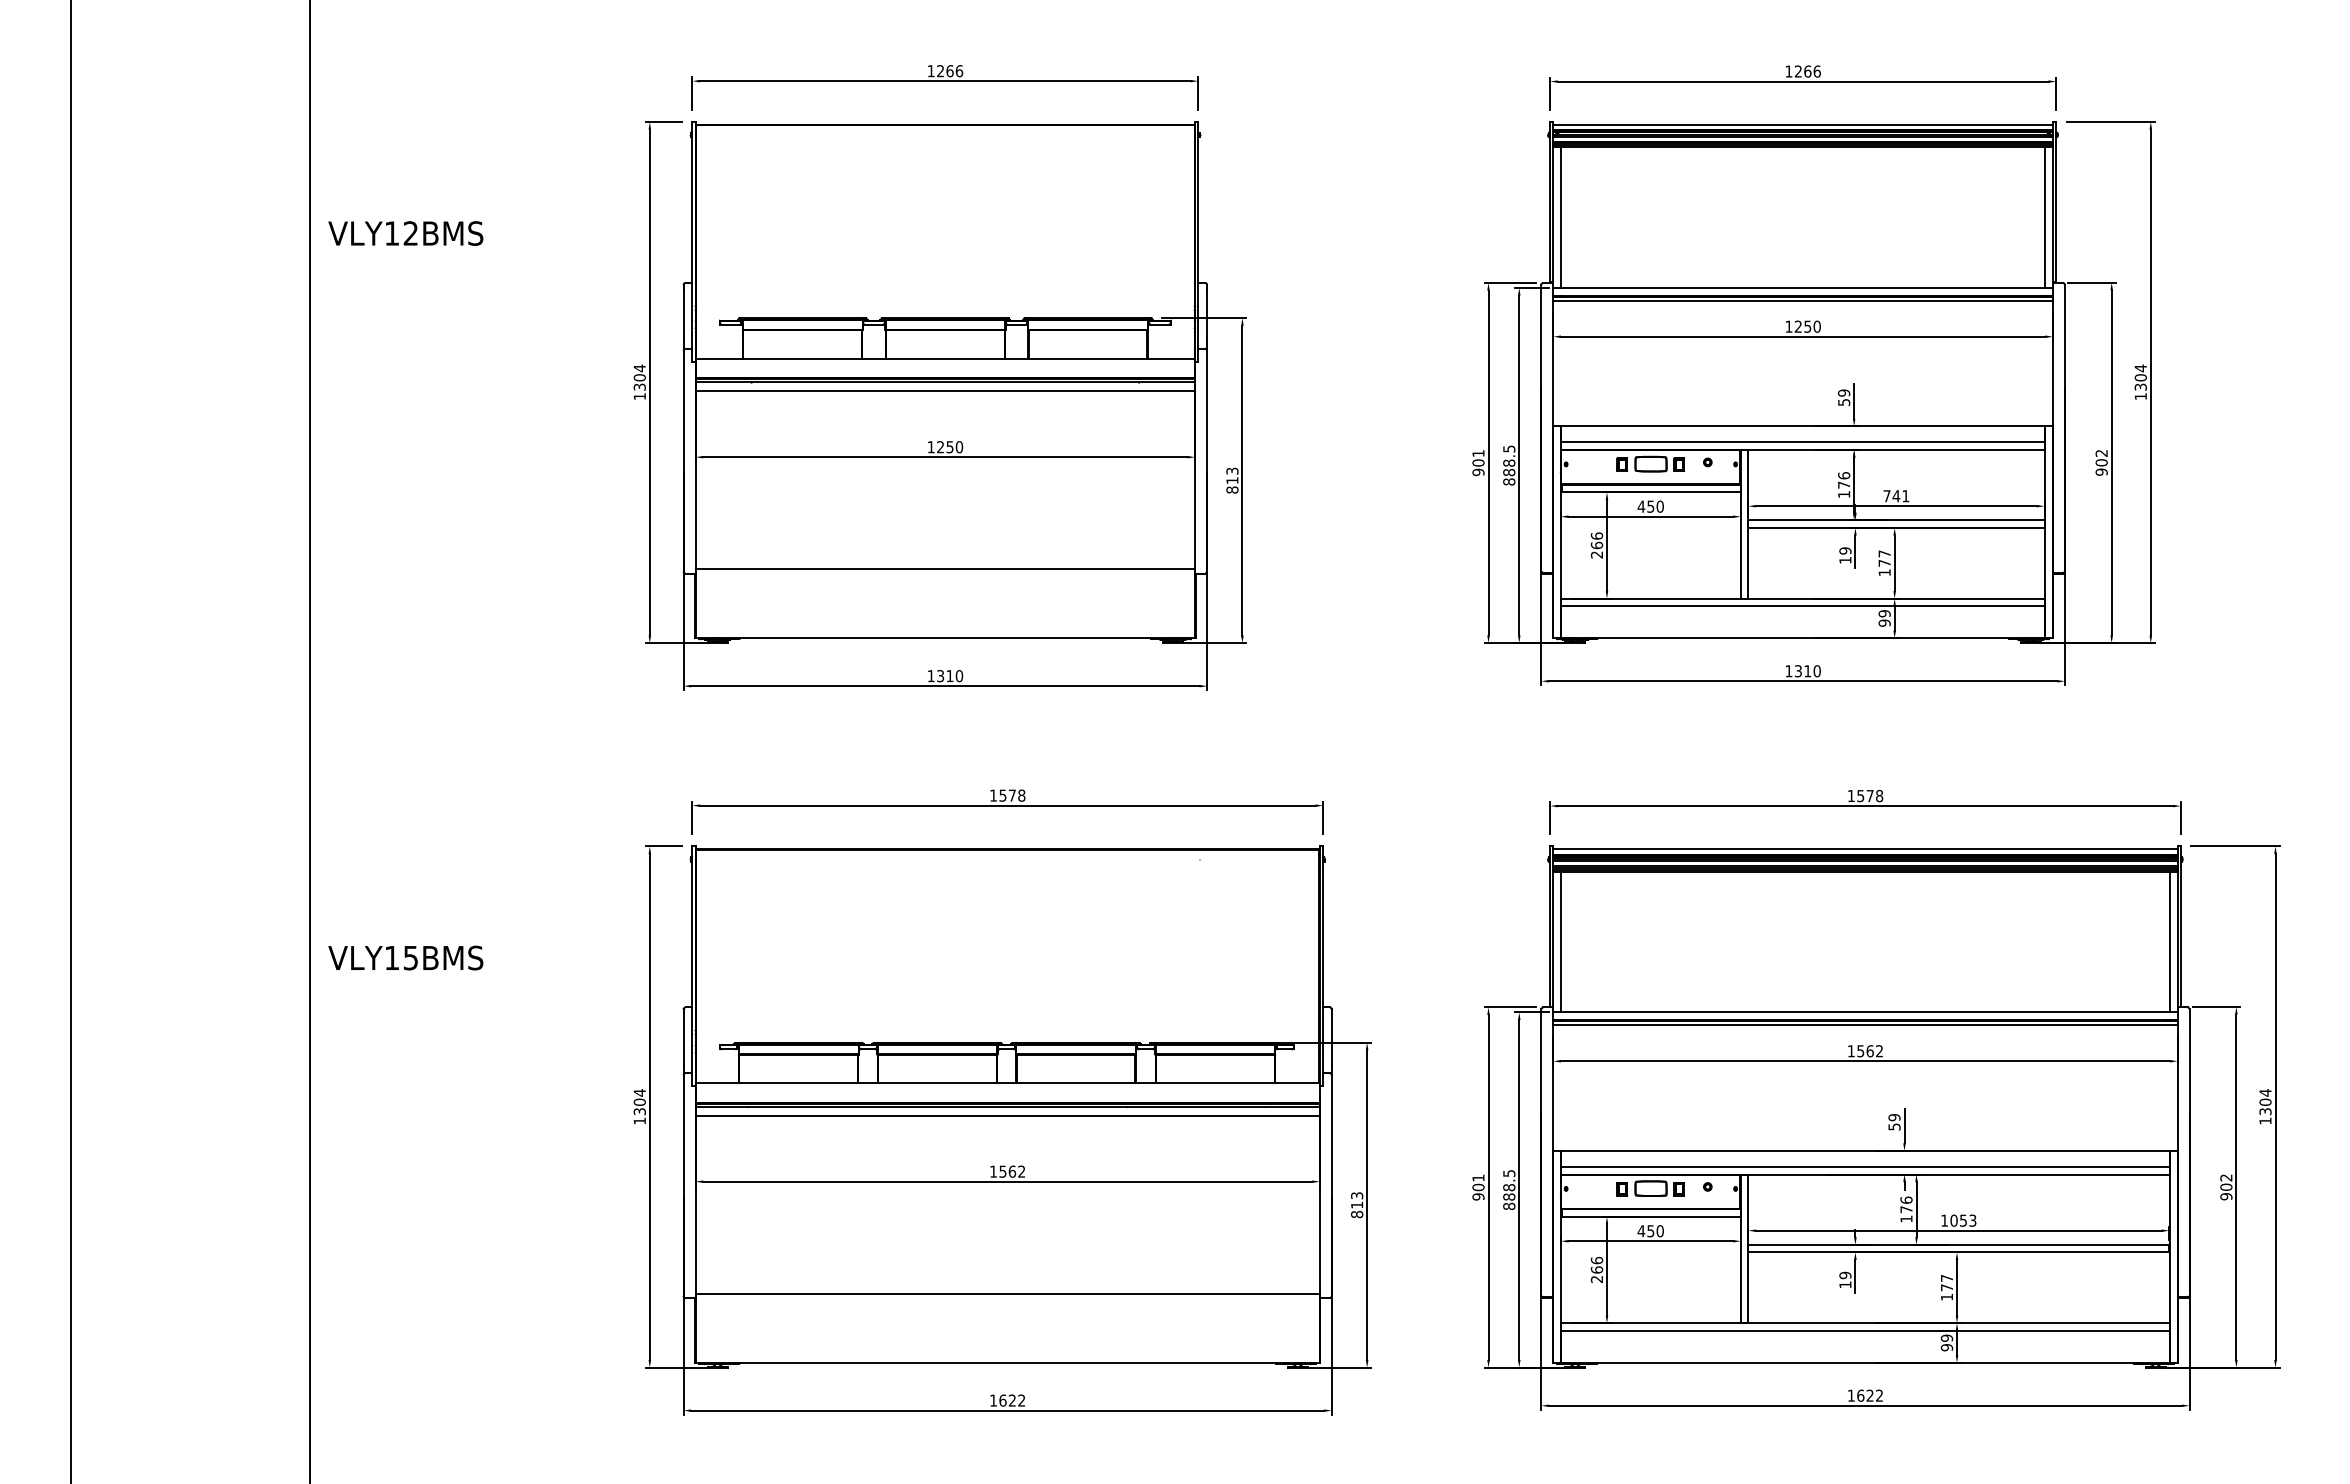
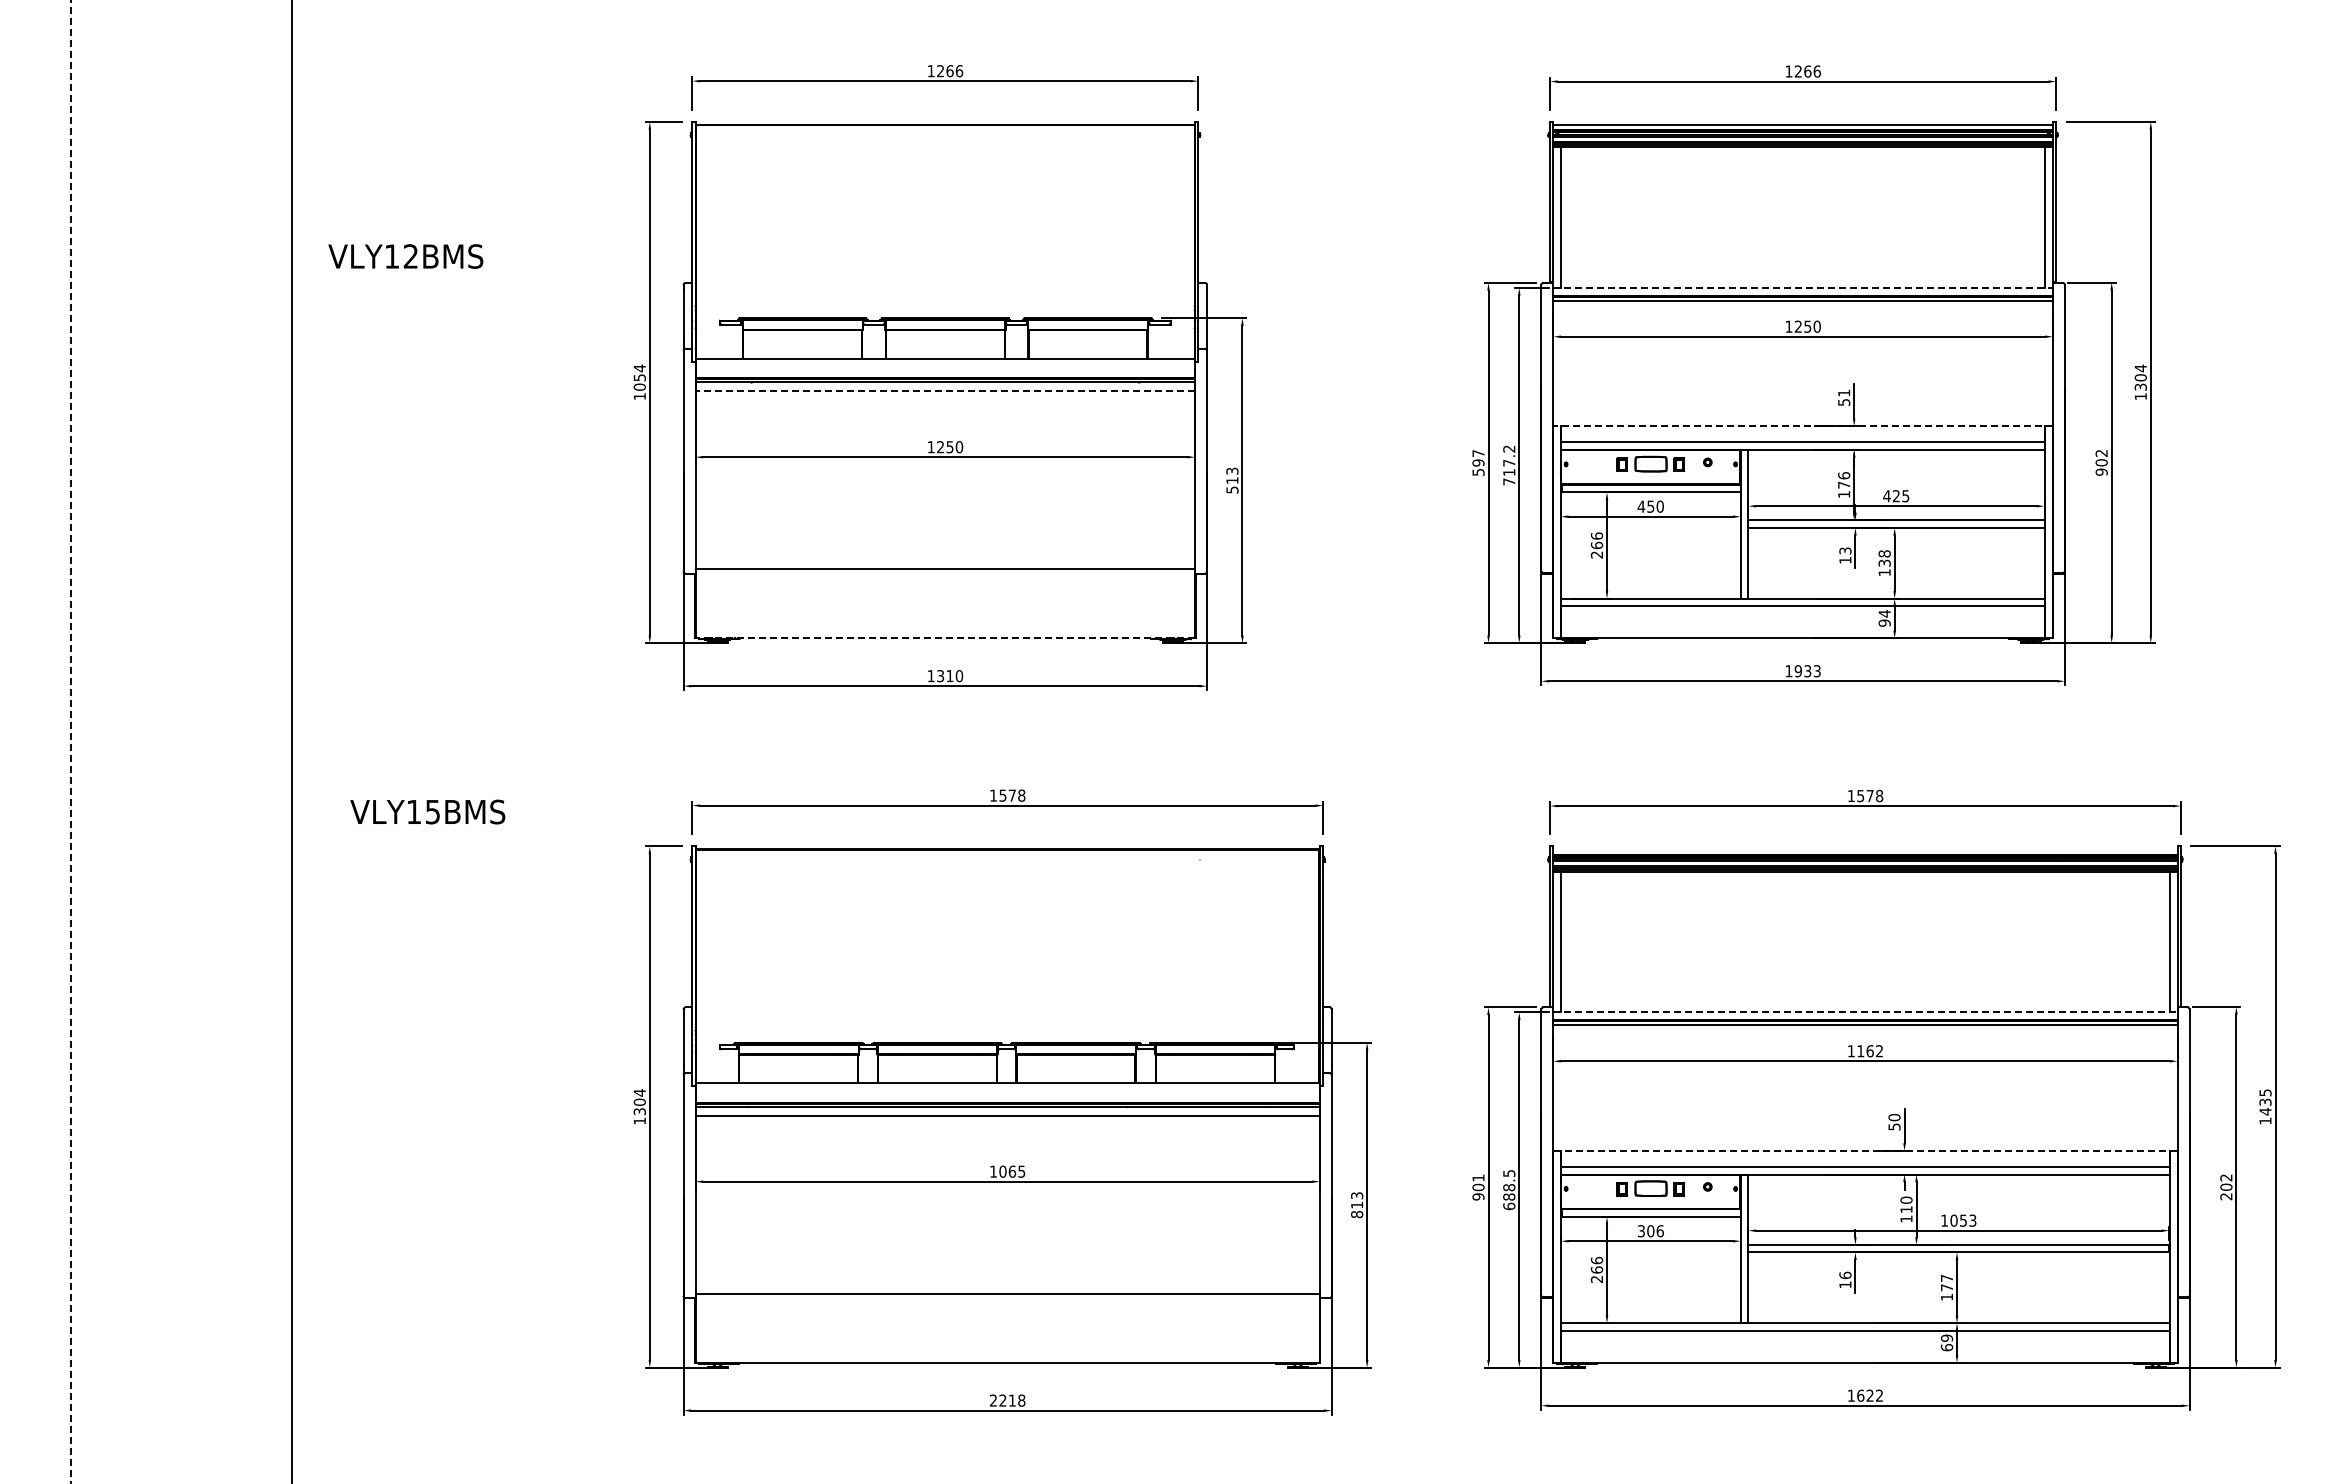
text position: (405, 233) -> (405, 256) (405, 256)
line: solid -> dashed (1803, 287)
text: 1304 -> 1054 (639, 382)
line: solid -> dashed (945, 391)
text: 59 -> 51 (1844, 392)
line: solid -> dashed (1803, 426)
text: 901 -> 597 (1478, 463)
text: 888.5 -> 717.2 (1509, 465)
text: 813 -> 513 (1232, 489)
text: 741 -> 425 (1896, 496)
text: 19 -> 13 (1845, 550)
text: 177 -> 138 (1884, 558)
text: 99 -> 94 (1884, 613)
line: solid -> dashed (945, 638)
text: 1310 -> 1933 (1807, 671)
line position: (310, 741) -> (292, 741) (292, 741)
line: solid -> dashed (70, 742)
line: present -> none (1865, 849)
text position: (405, 957) -> (427, 811) (427, 811)
line: solid -> dashed (1865, 1012)
text: 1562 -> 1162 (1860, 1051)
text: 1304 -> 1435 (2265, 1102)
text: 59 -> 50 (1894, 1117)
line: solid -> dashed (1865, 1150)
text: 1562 -> 1065 (1012, 1171)
text: 902 -> 202 (2226, 1196)
text: 176 -> 110 (1906, 1204)
text: 888.5 -> 688.5 (1509, 1206)
text: 450 -> 306 (1650, 1231)
text: 19 -> 16 (1845, 1275)
text: 99 -> 69 (1946, 1347)
text: 1622 -> 2218 (1007, 1400)
